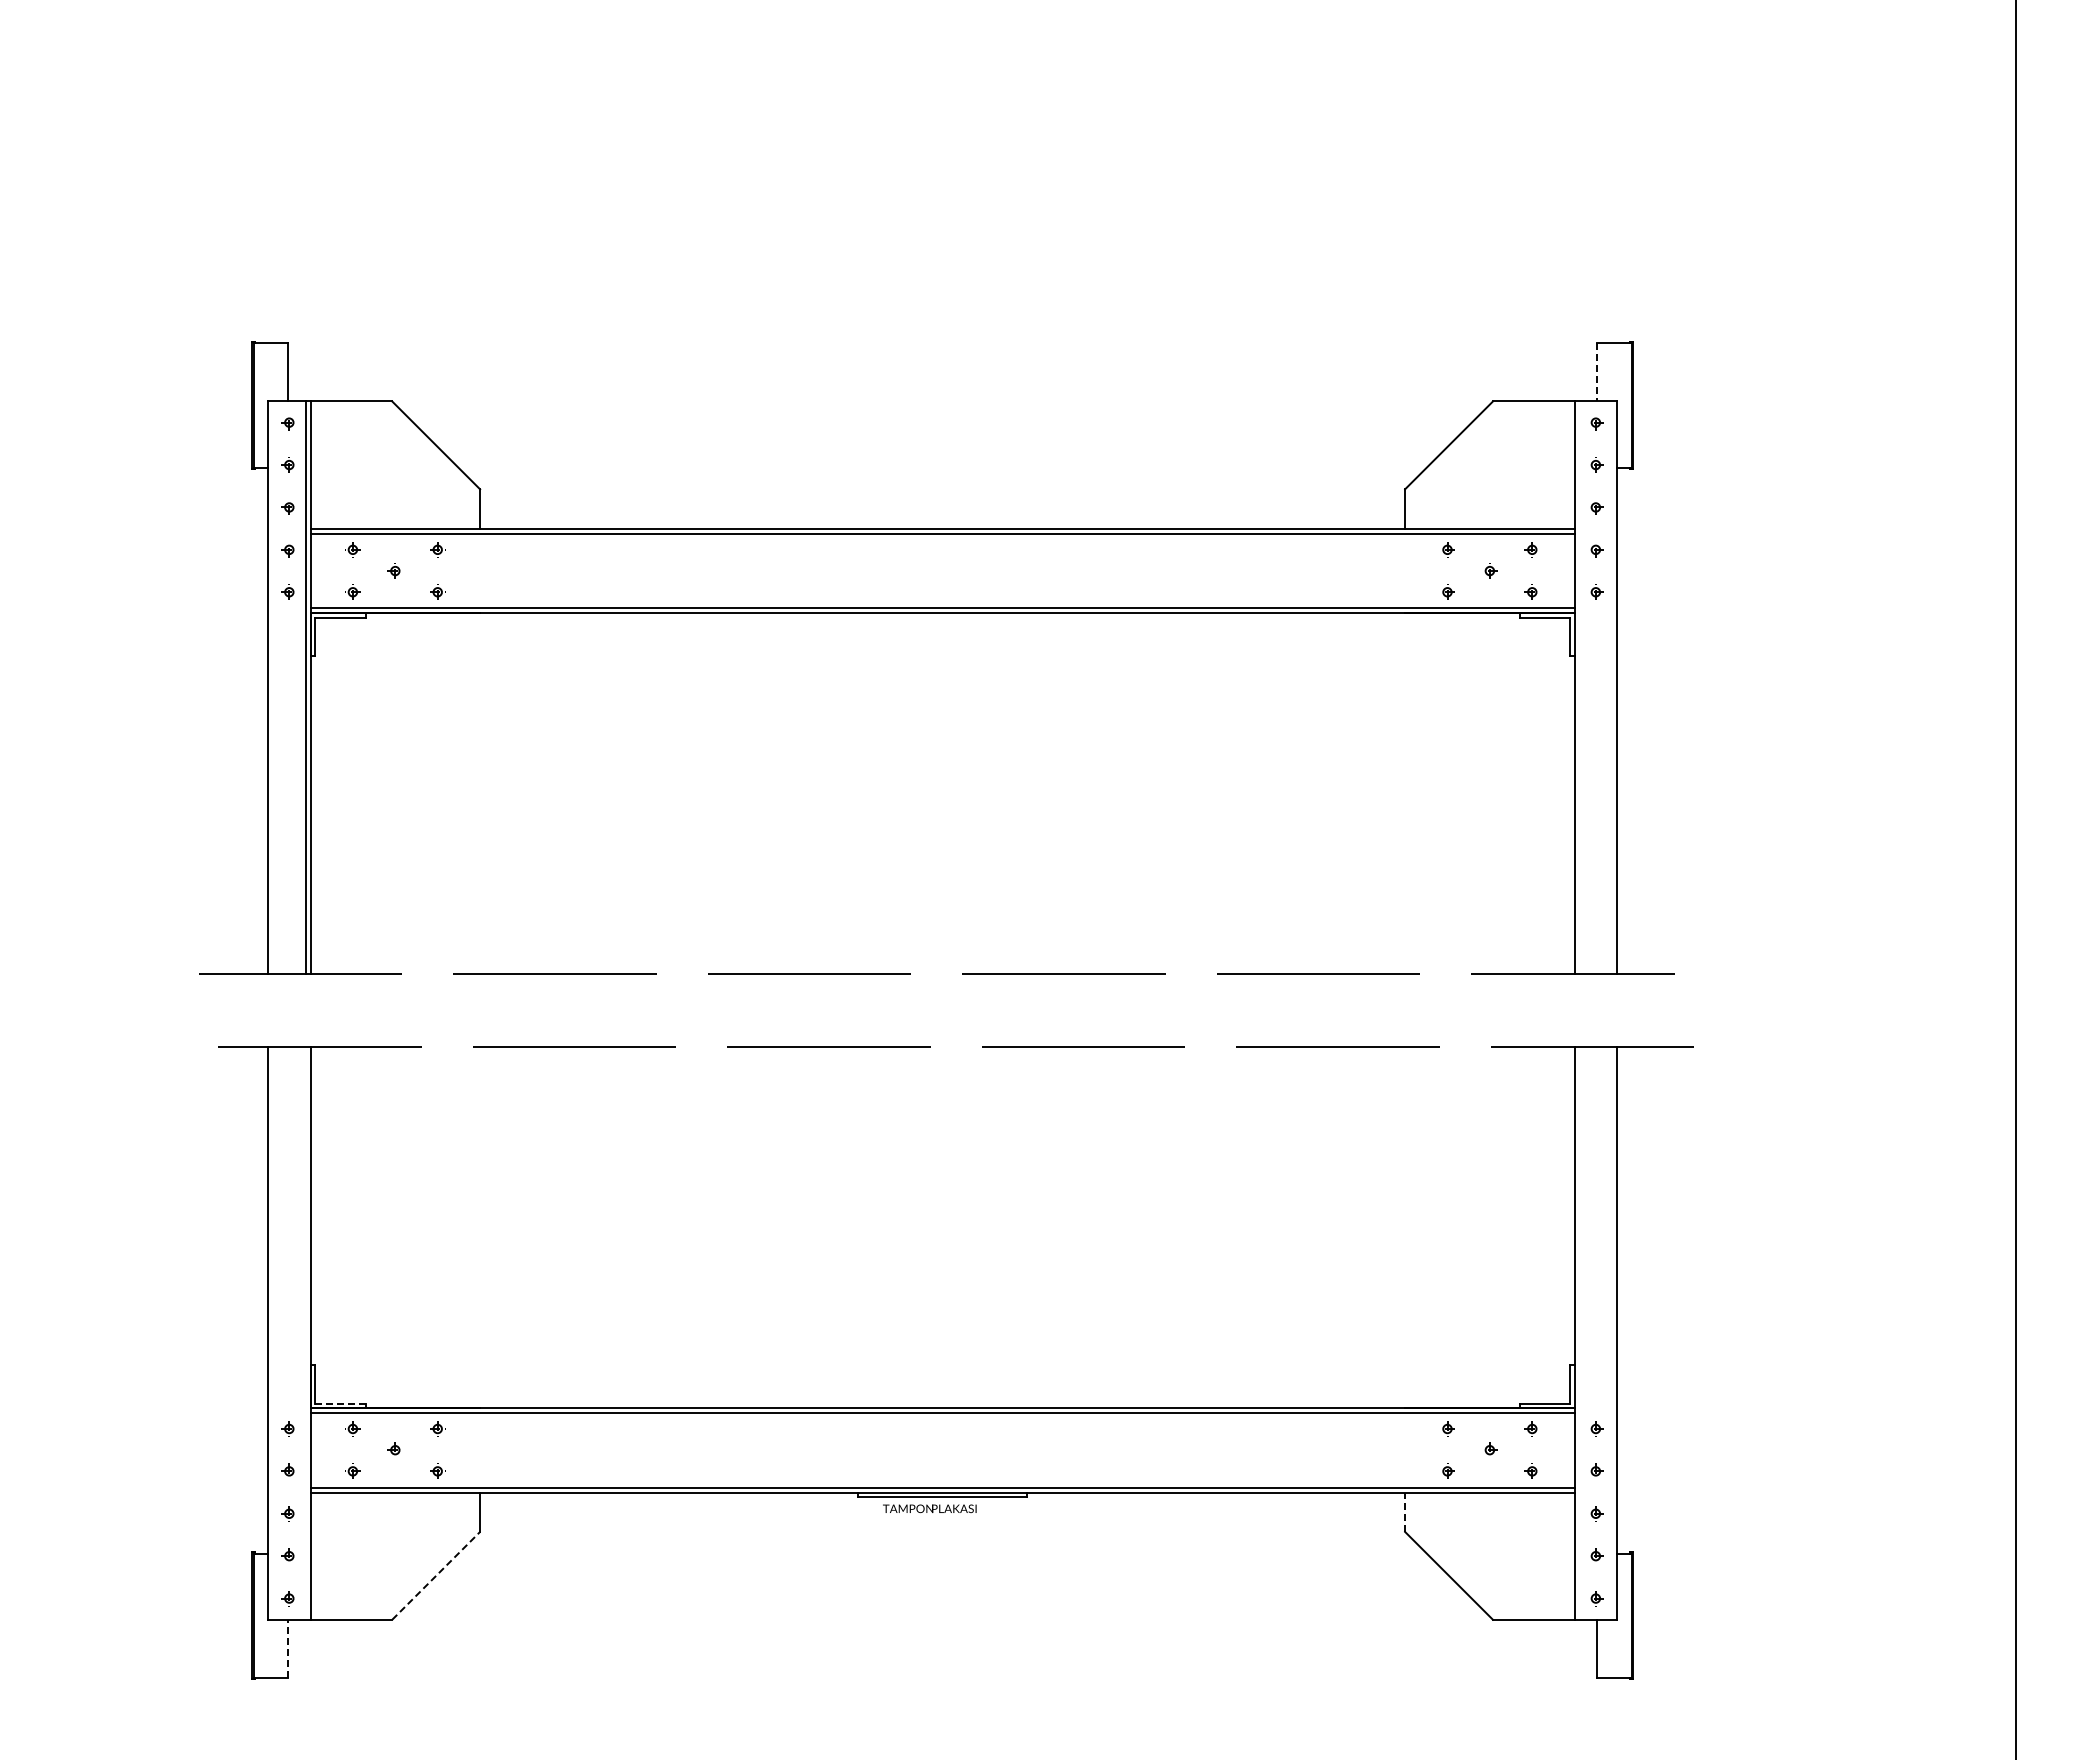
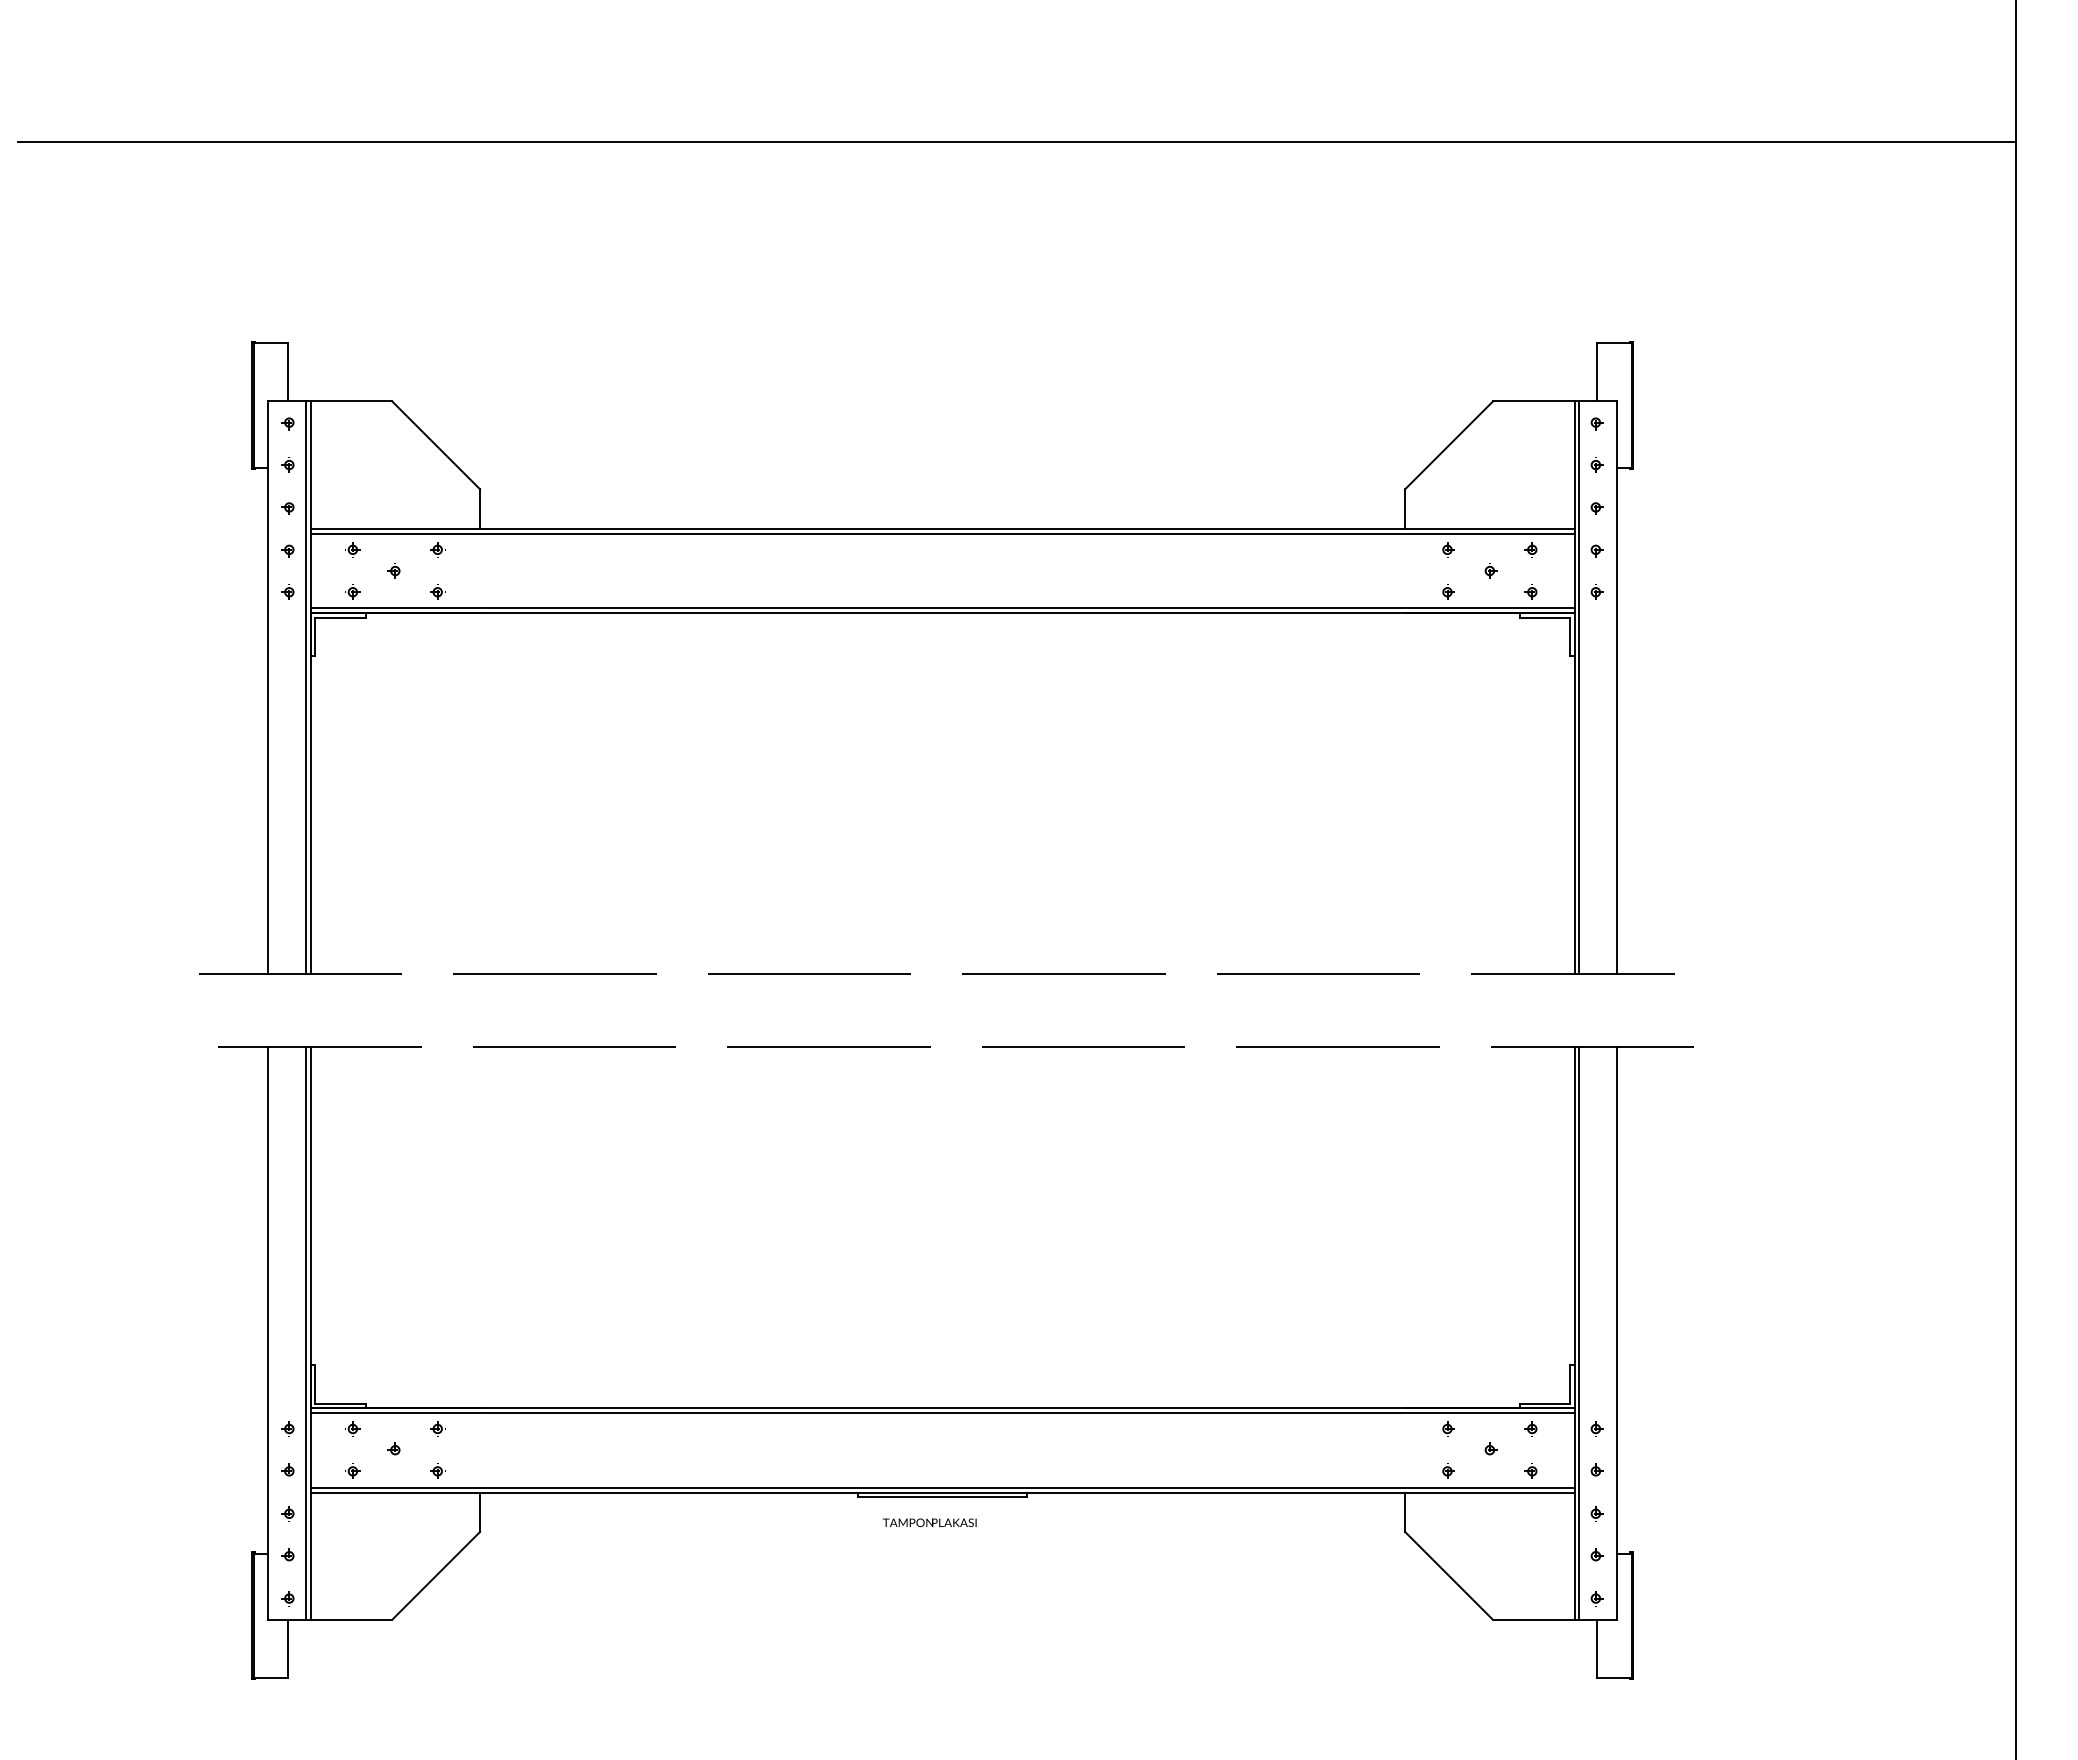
line: none -> present (1016, 142)
line: dashed -> solid (1596, 372)
line: none -> present (1578, 687)
line: none -> present (306, 1332)
line: none -> present (1578, 1332)
line: dashed -> solid (340, 1403)
text position: (929, 1508) -> (929, 1522) (929, 1522)
line: dashed -> solid (1405, 1512)
line: dashed -> solid (436, 1575)
line: dashed -> solid (288, 1648)
